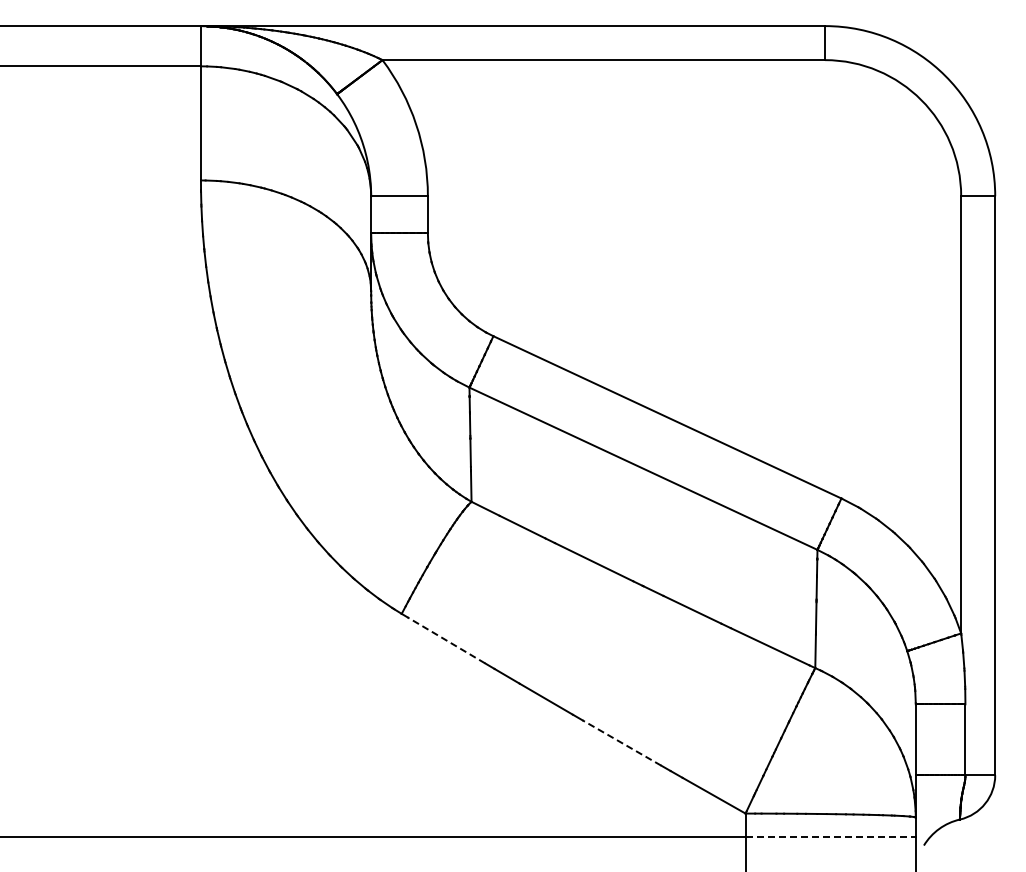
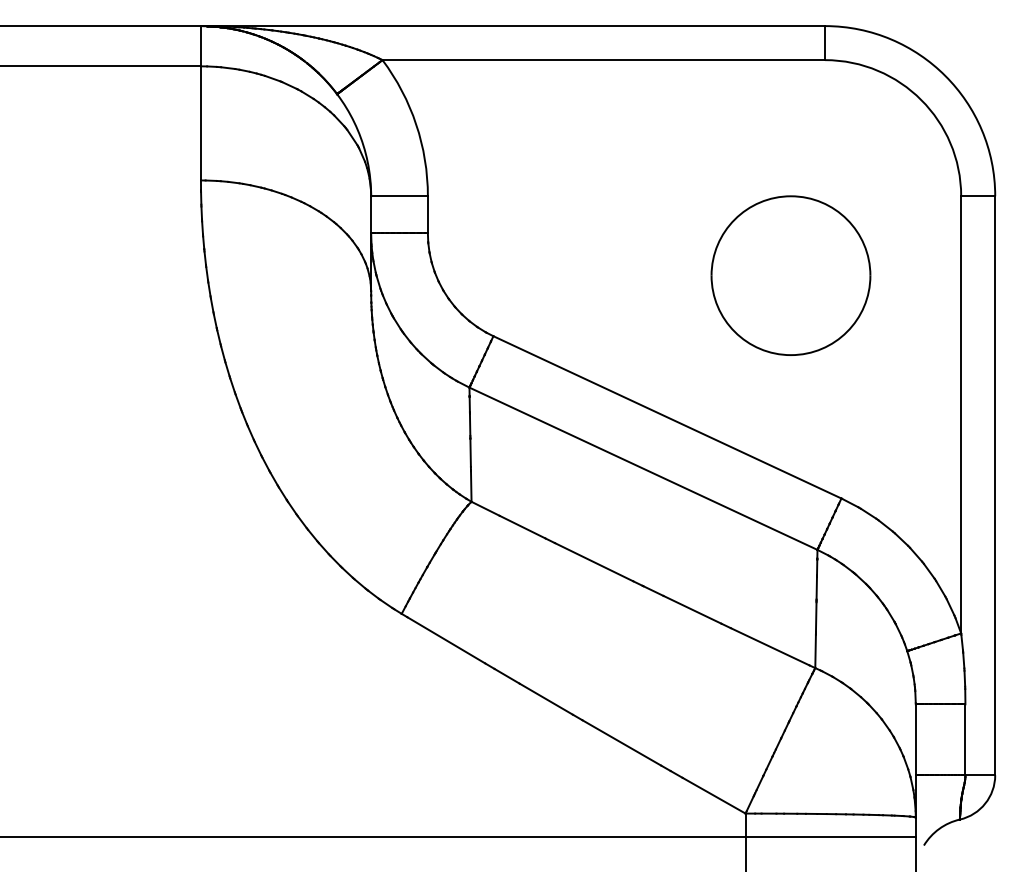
part: none -> present (790, 275)
line: dashed -> solid (445, 640)
line: dashed -> solid (621, 742)
line: dashed -> solid (831, 837)
